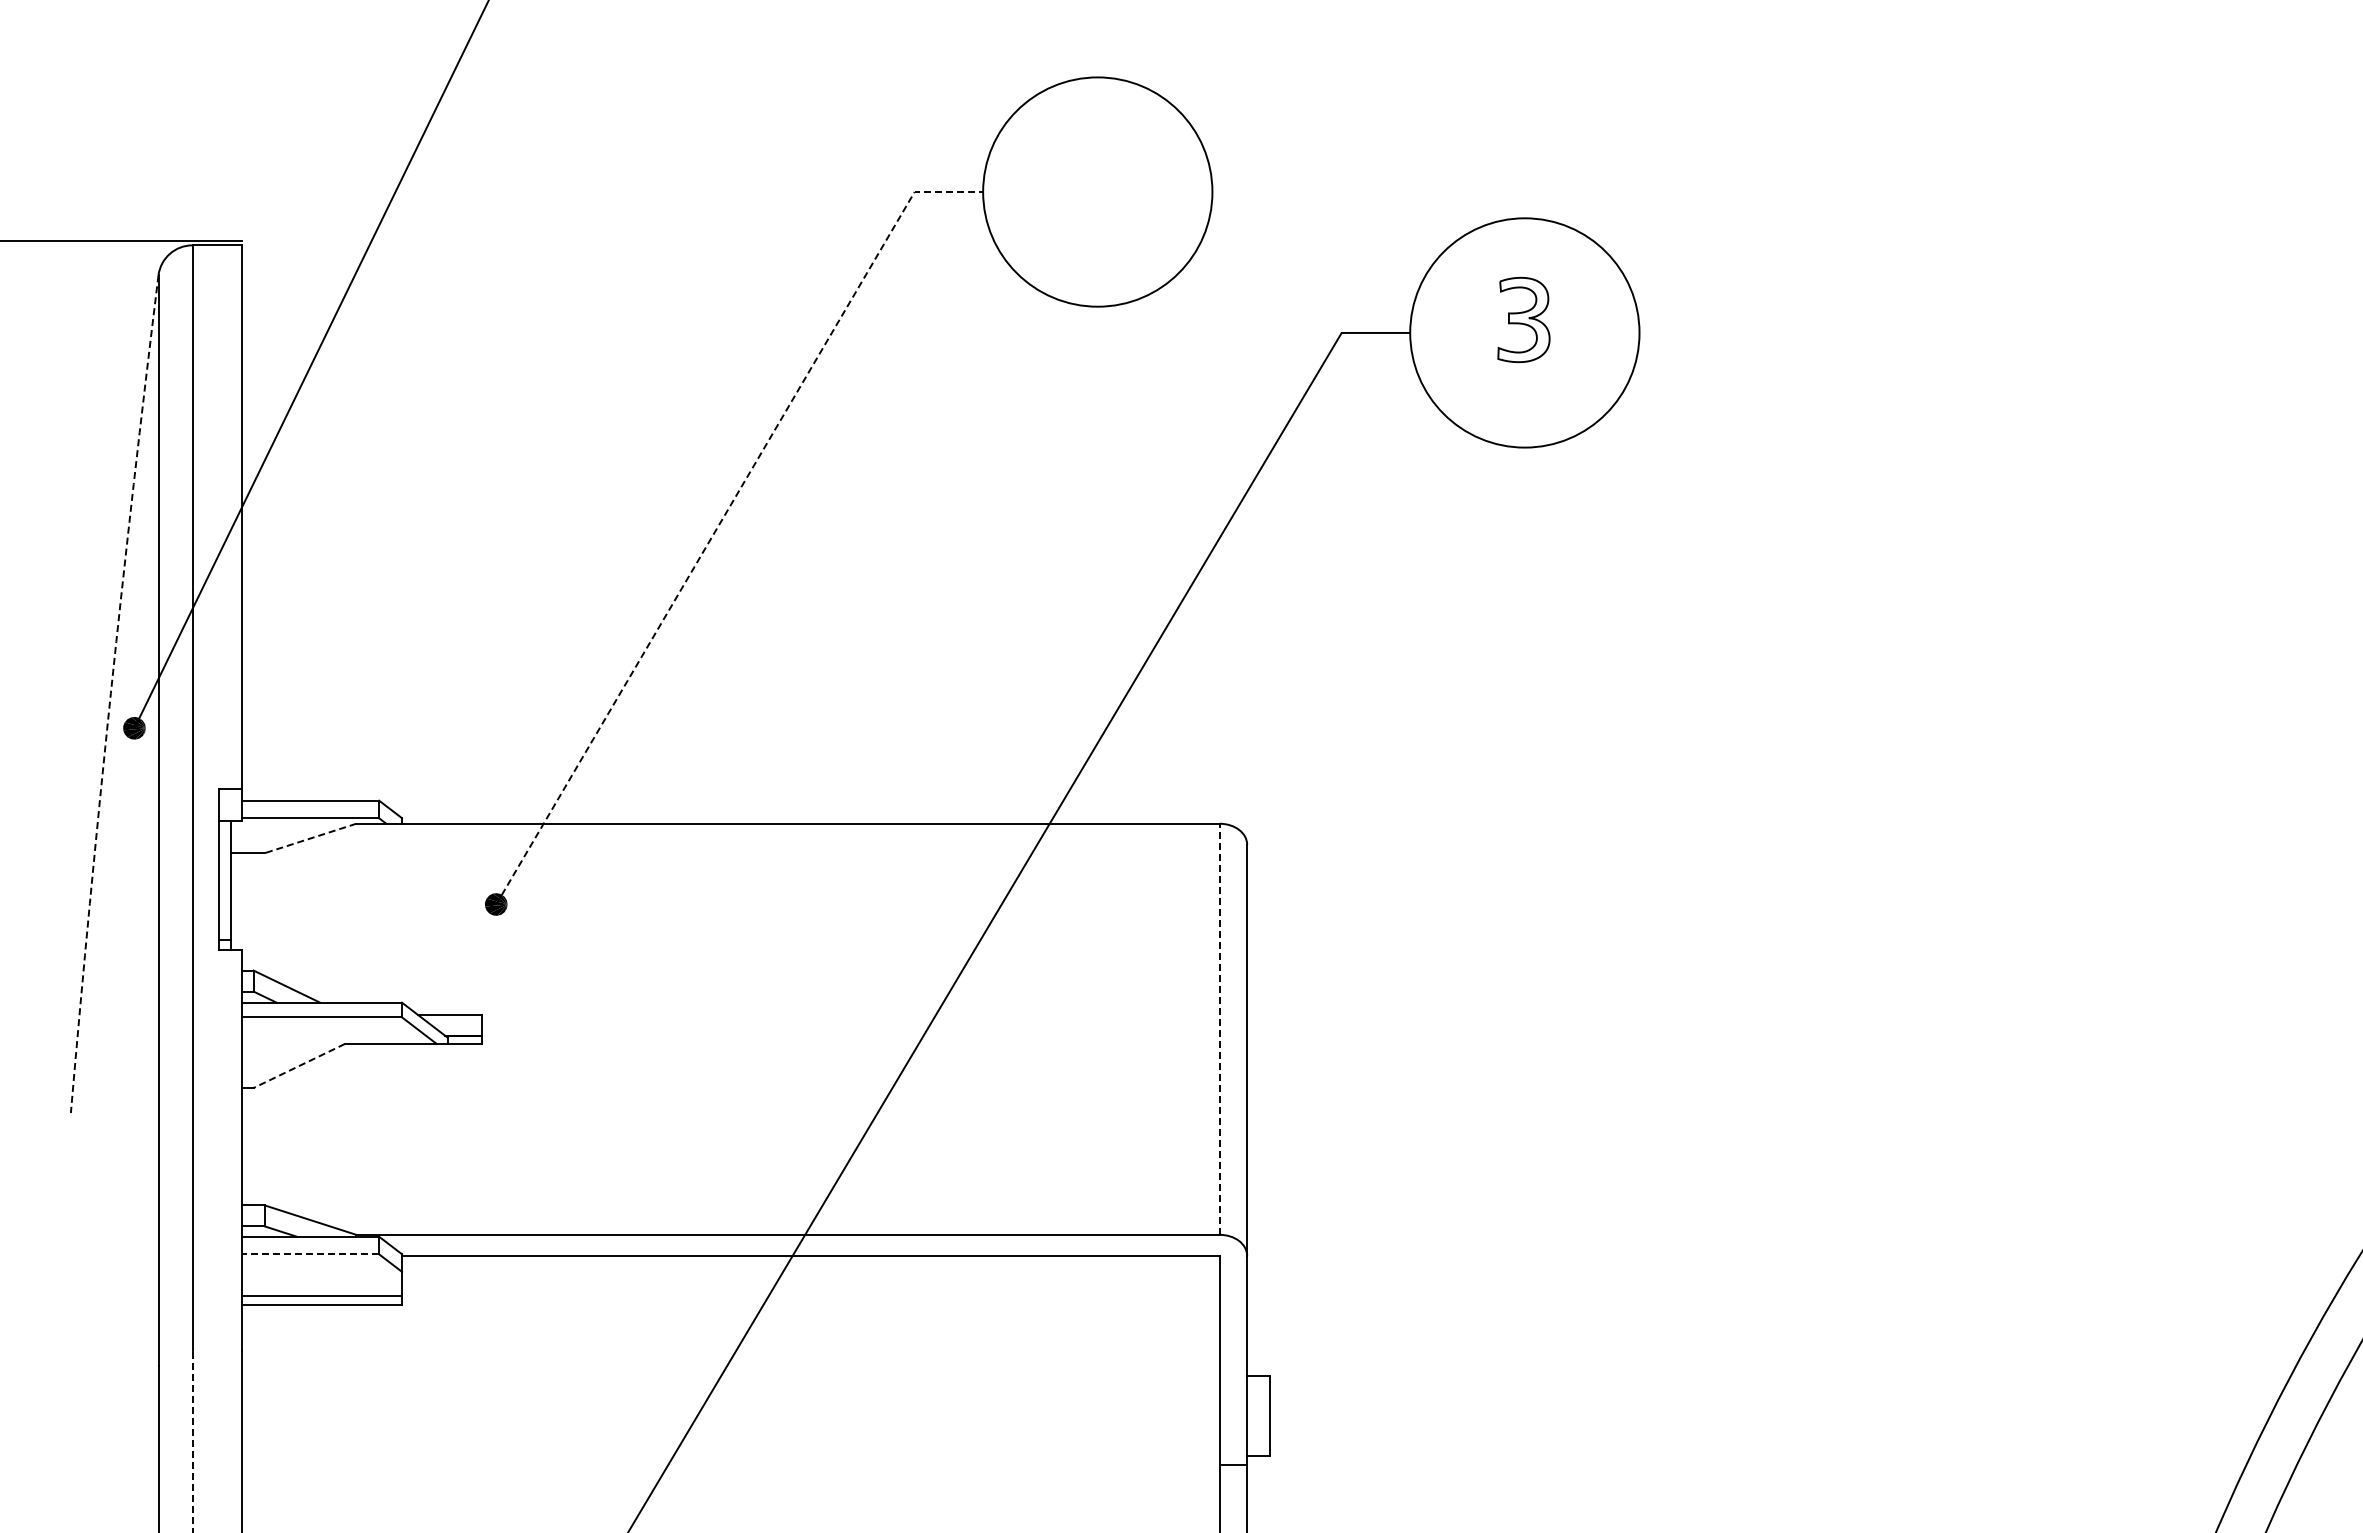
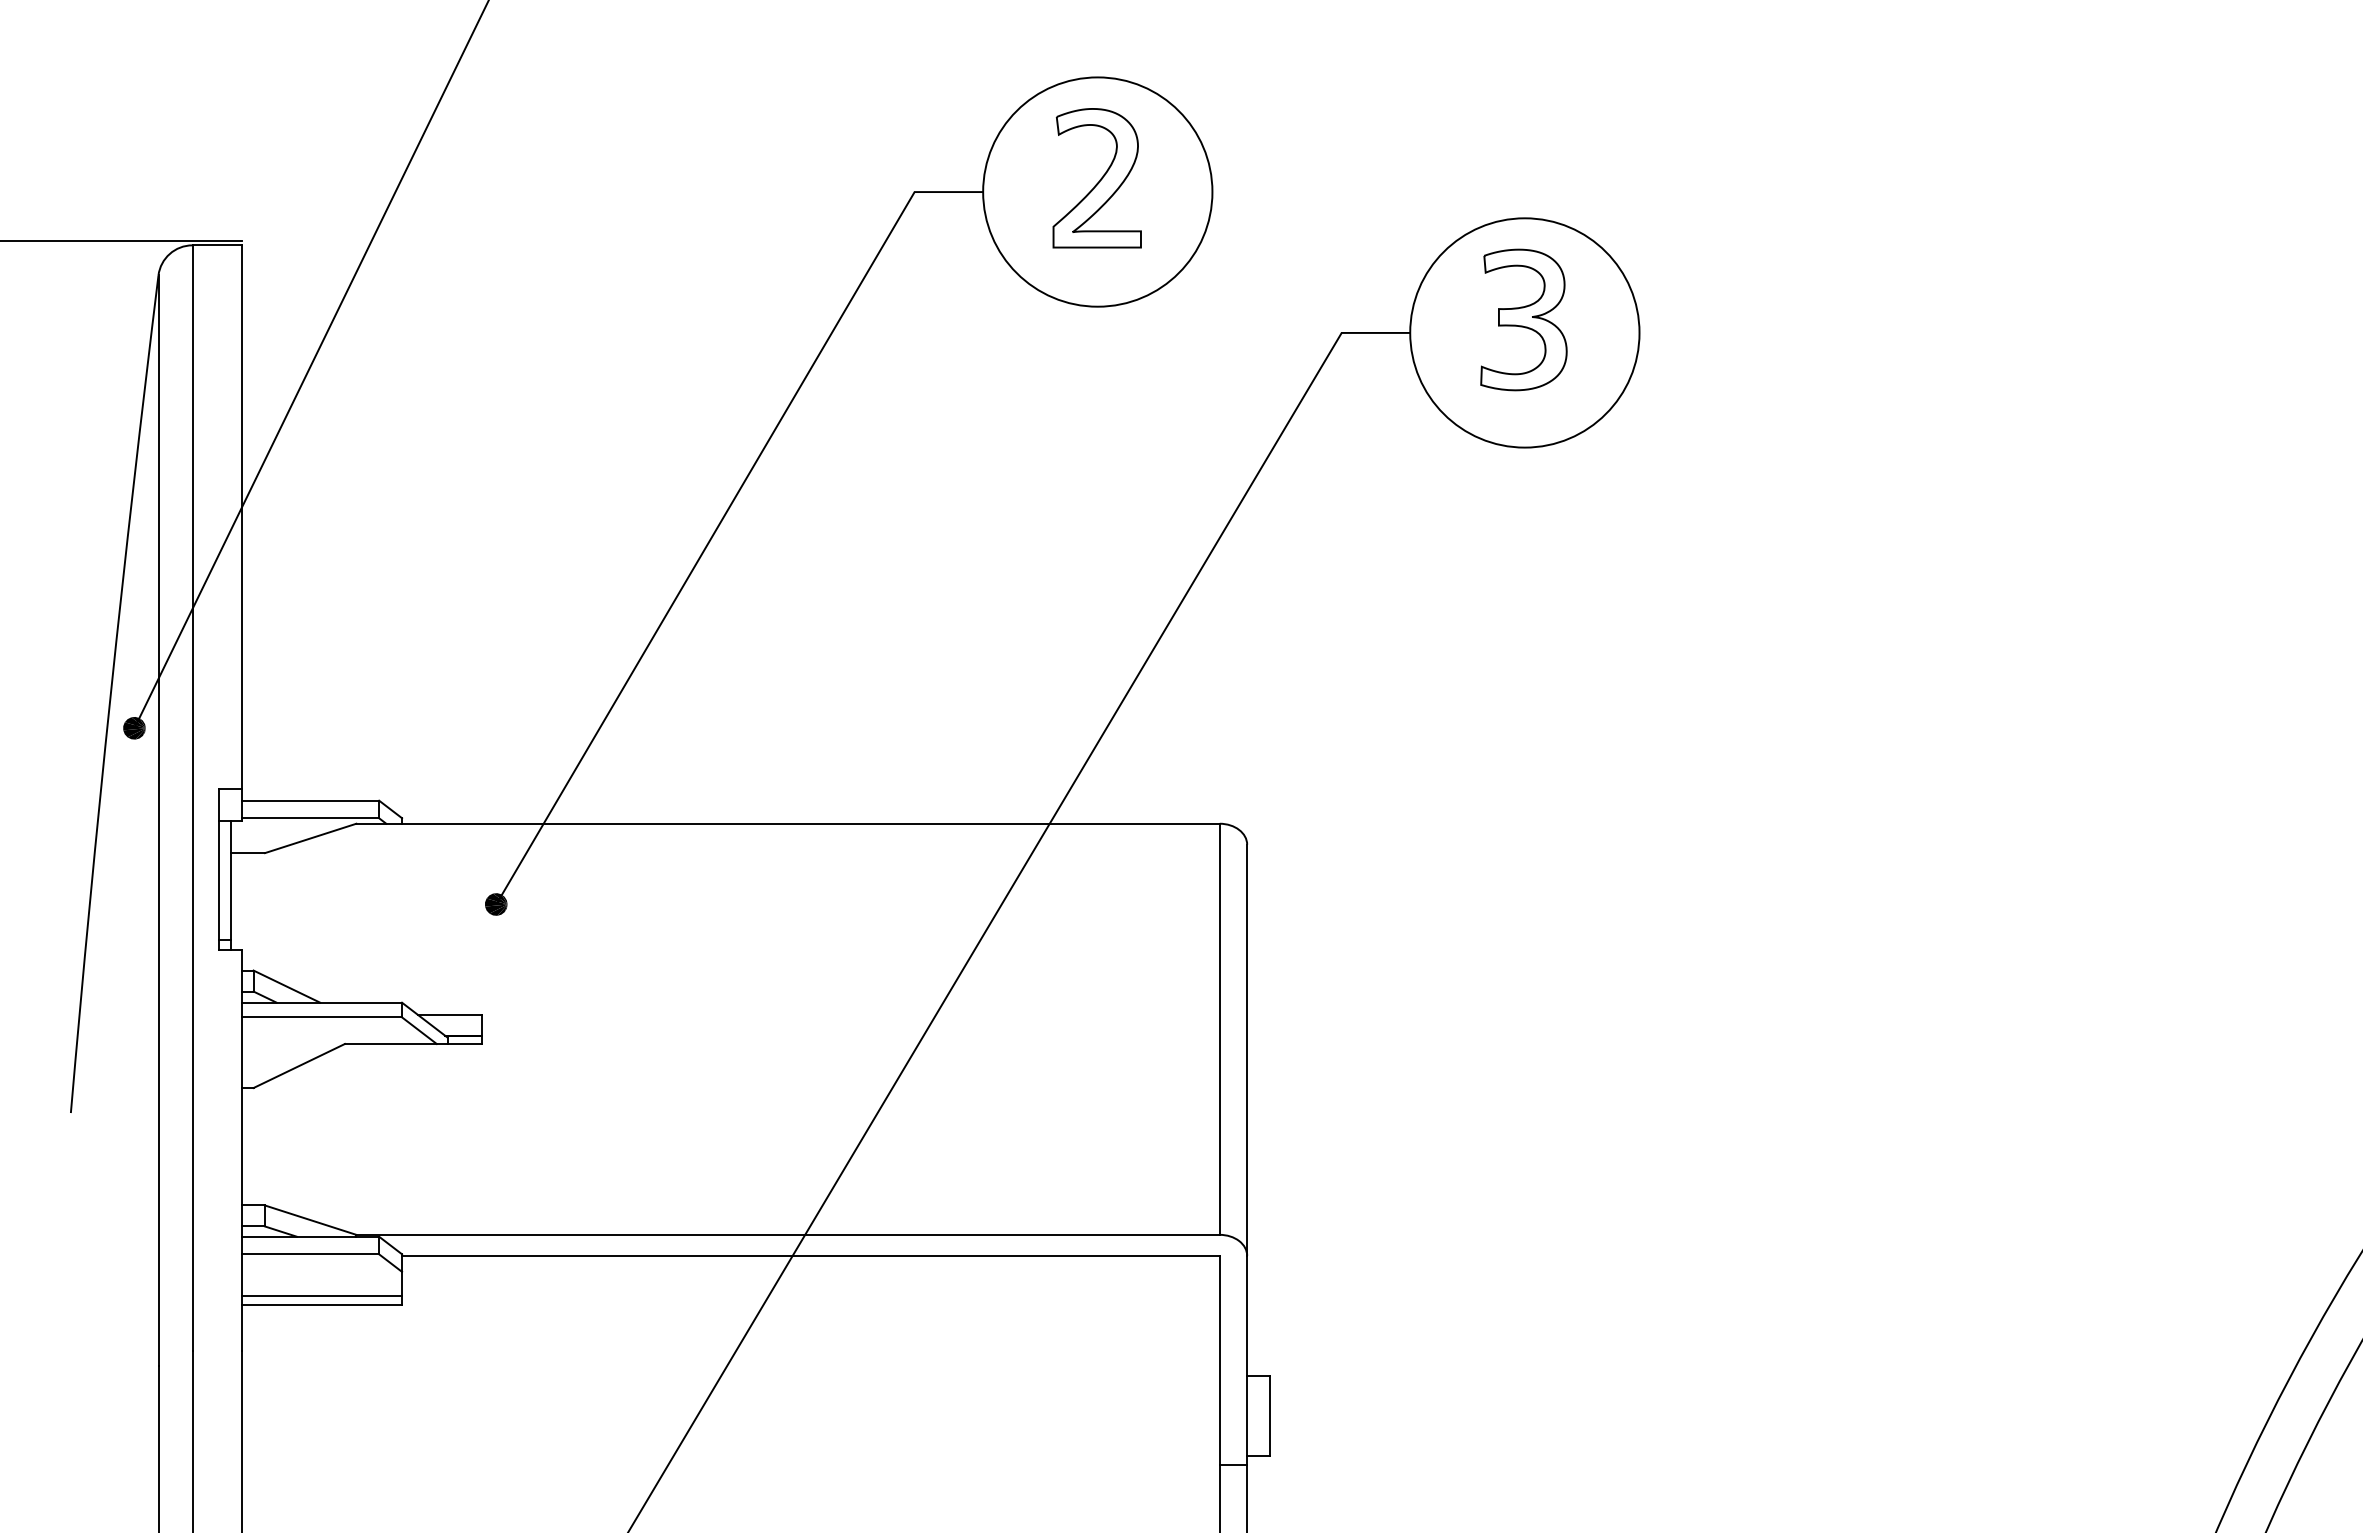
part: none -> present (1096, 178)
part size: 54x88 px -> 88x144 px (1523, 319)
line: dashed -> solid (723, 517)
arc: dashed -> solid (110, 693)
line: dashed -> solid (310, 838)
line: dashed -> solid (1219, 1029)
line: dashed -> solid (299, 1066)
line: dashed -> solid (310, 1254)
line: dashed -> solid (192, 1441)
